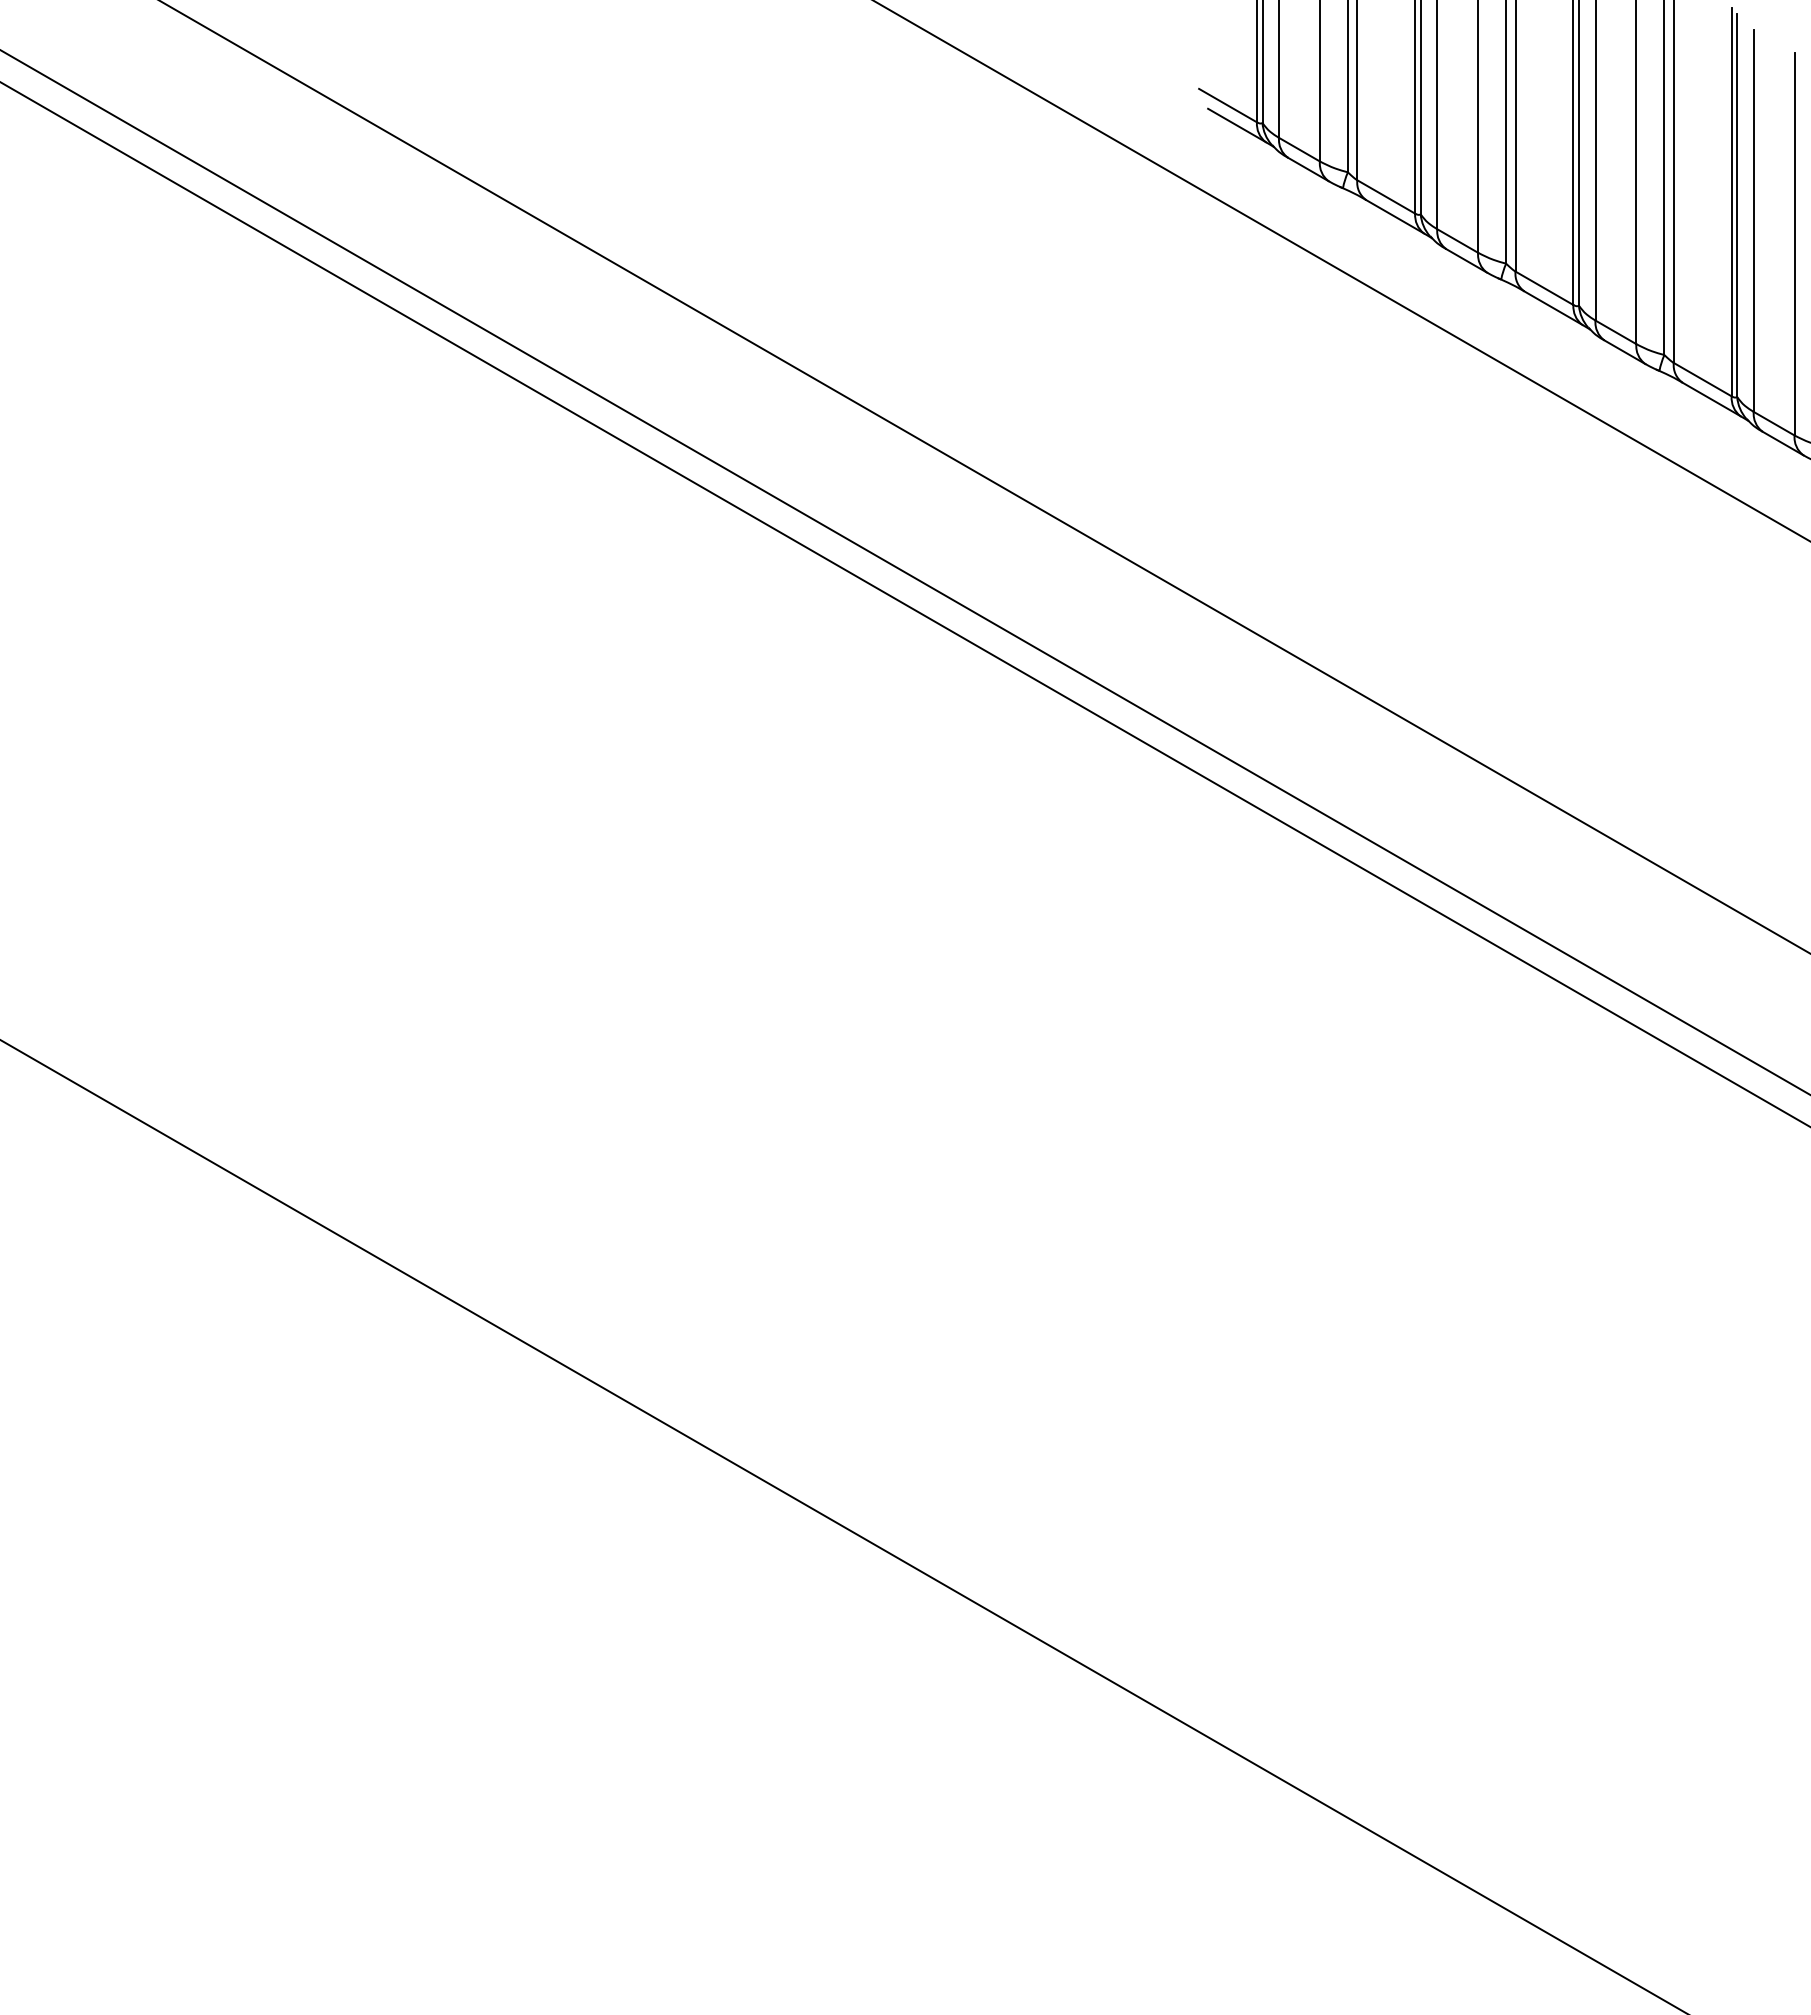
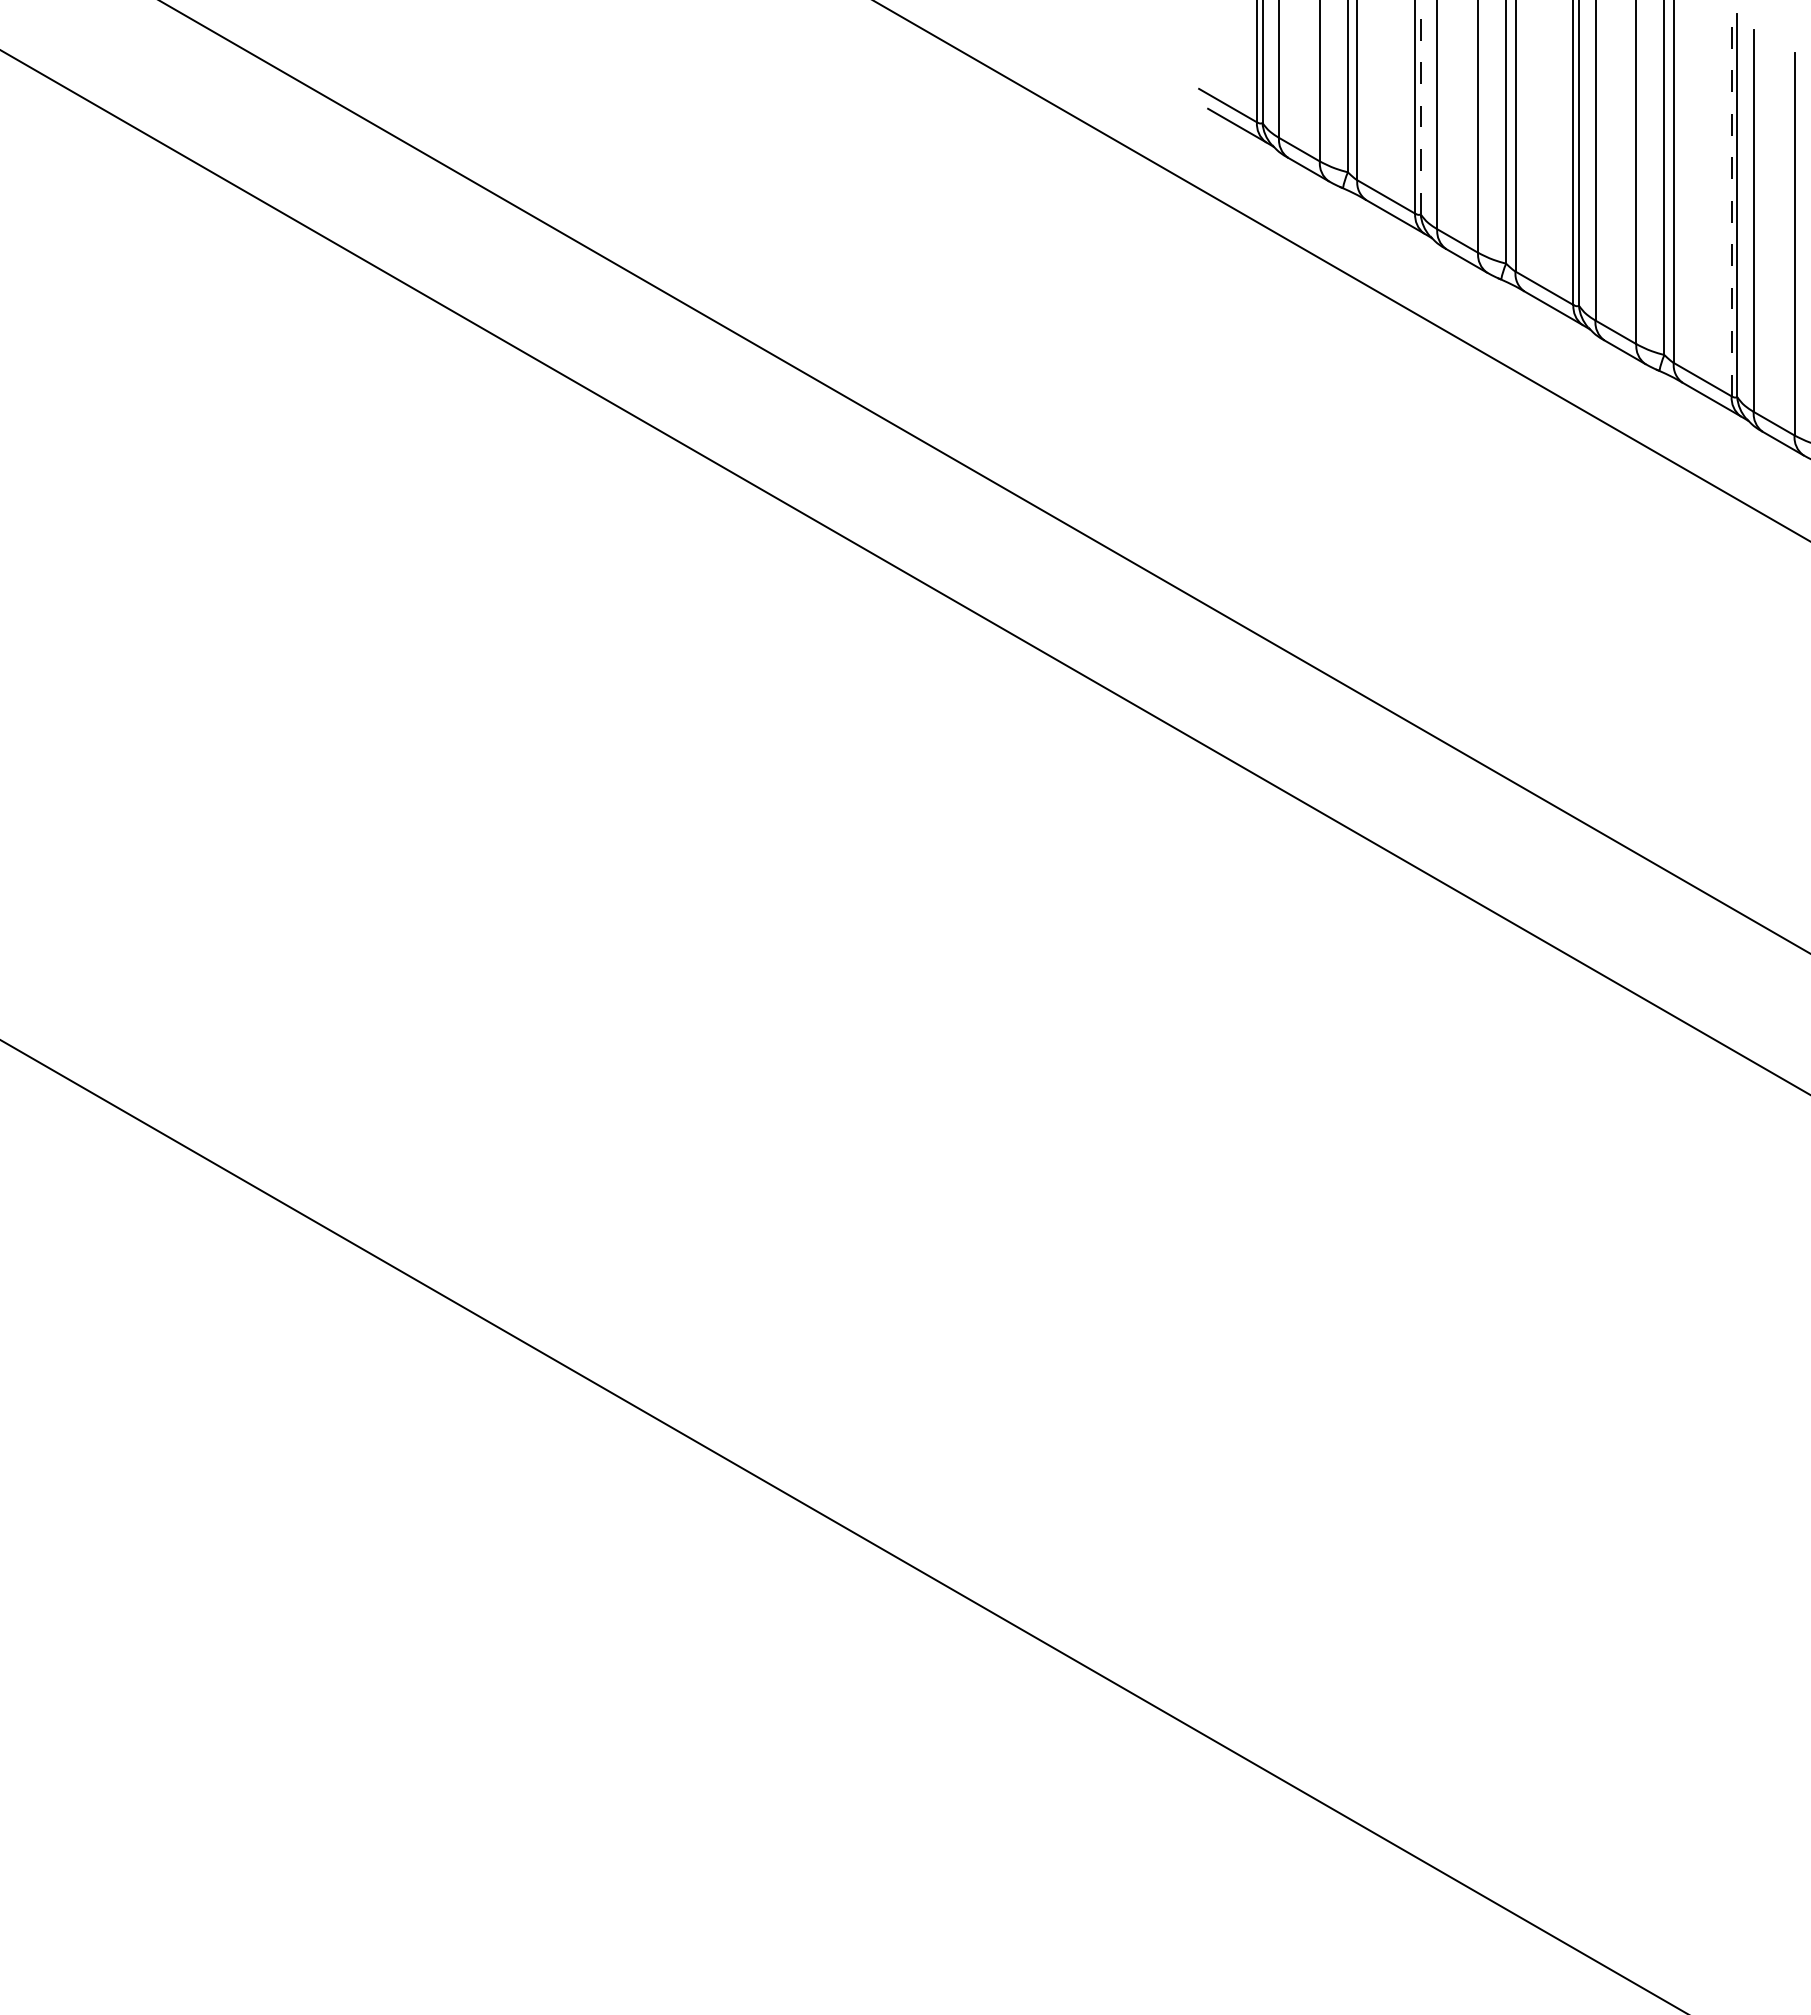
line: solid -> dashed (1420, 107)
line: solid -> dashed (1731, 201)
line: present -> none (904, 604)
